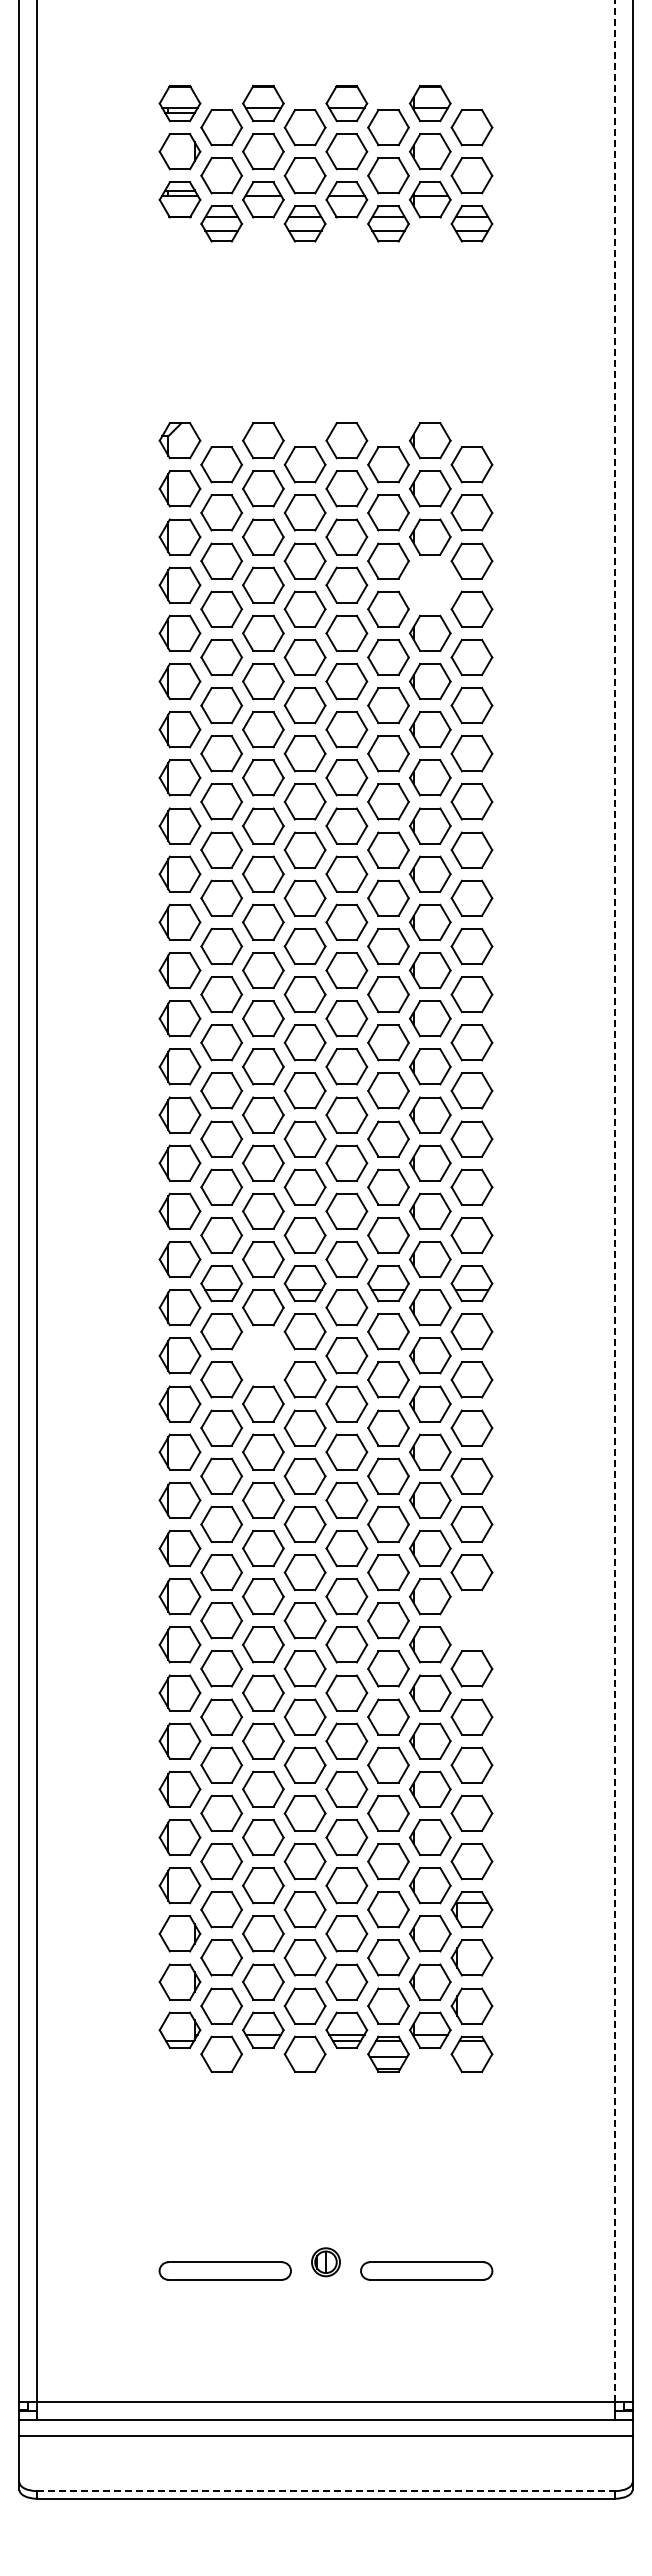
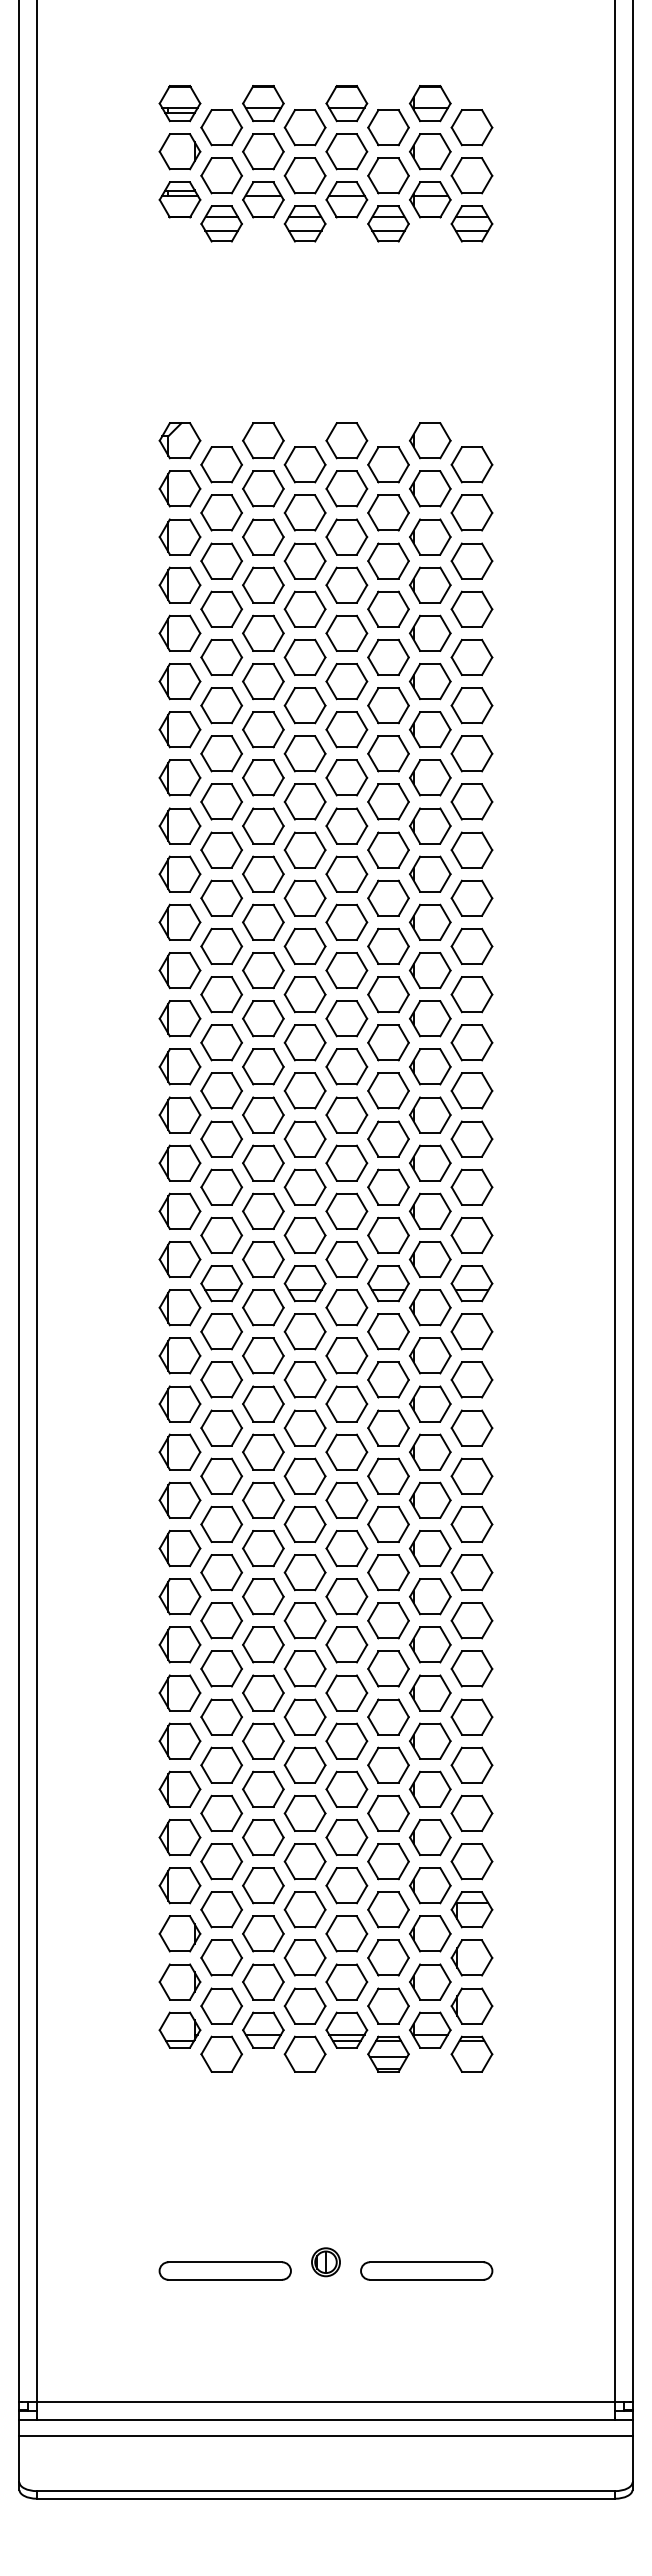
part: none -> present (430, 584)
line: dashed -> solid (615, 1201)
part: none -> present (263, 1355)
part: none -> present (471, 1620)
line: dashed -> solid (326, 2491)
